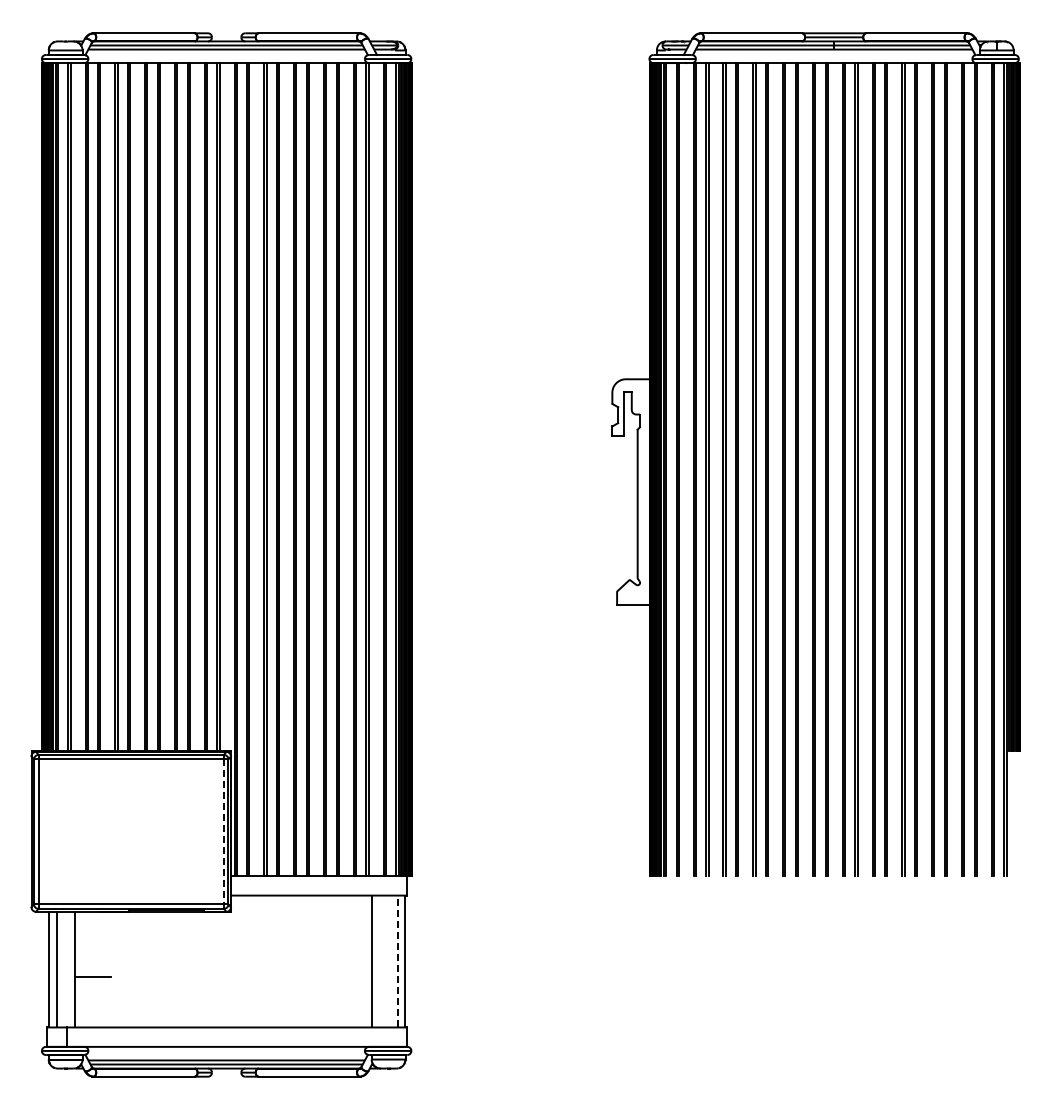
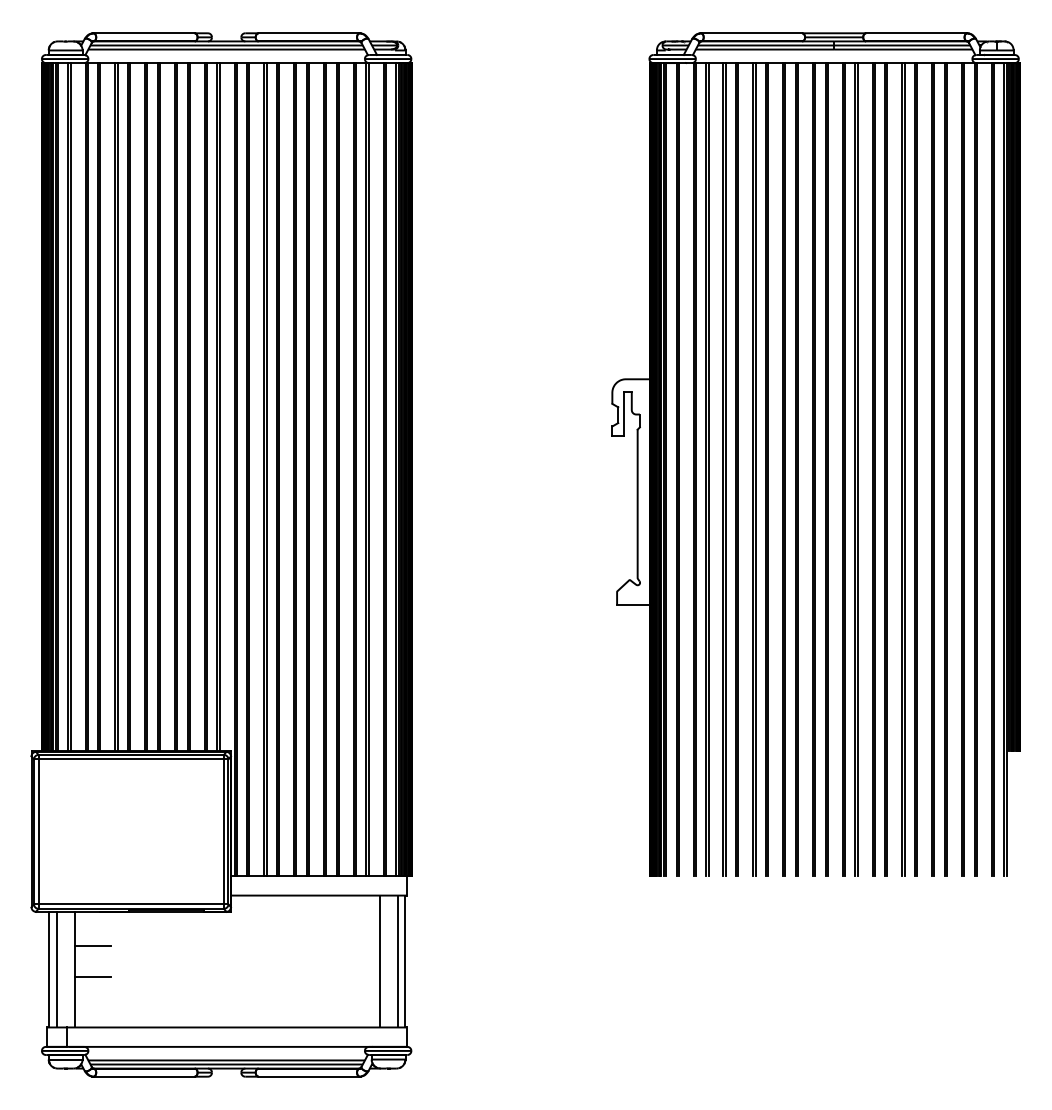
line: dashed -> solid (223, 832)
line: none -> present (92, 945)
line position: (371, 961) -> (379, 961) (379, 961)
line: dashed -> solid (397, 961)
